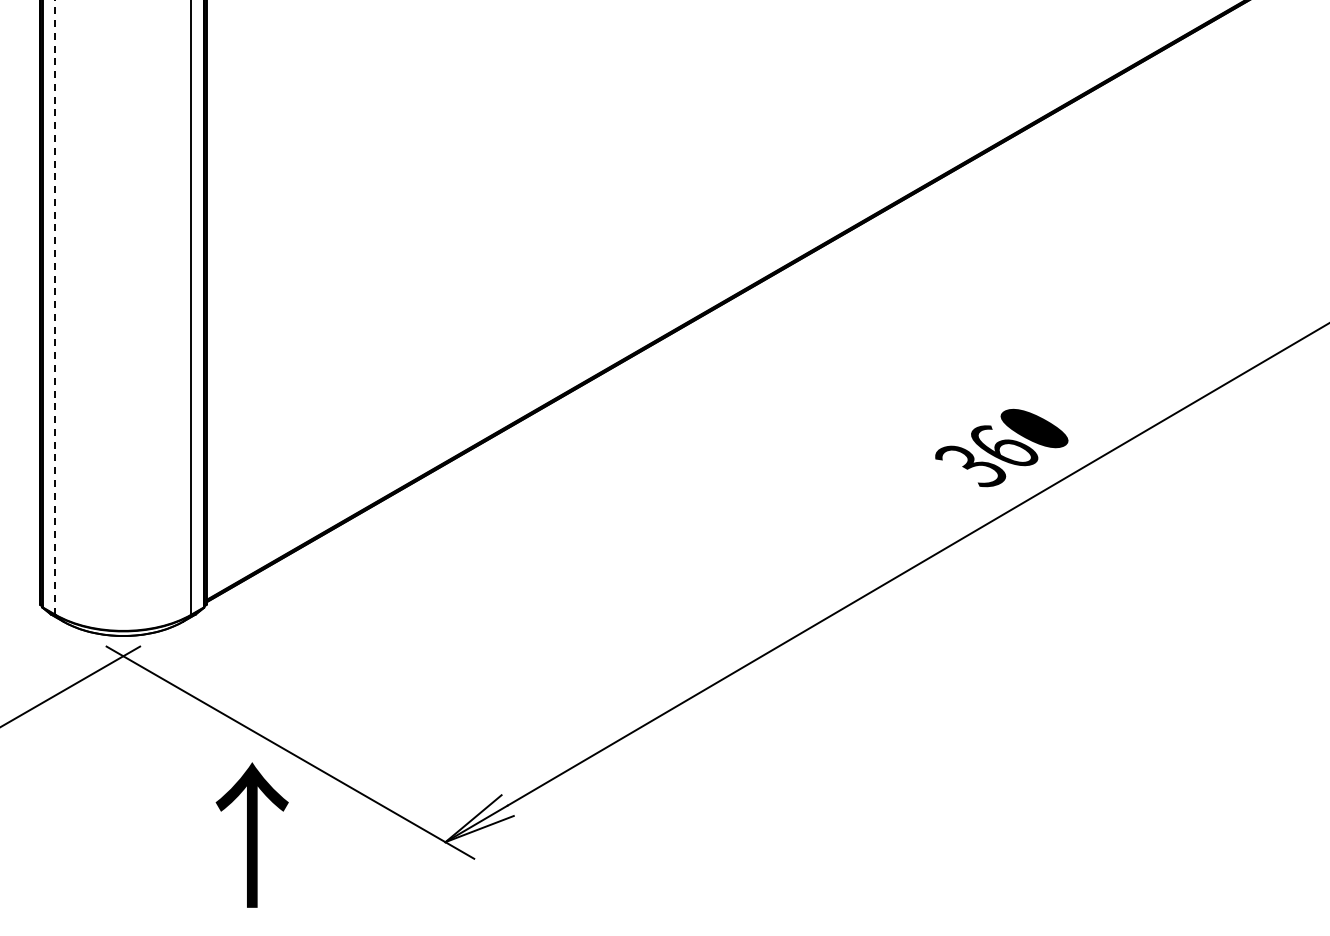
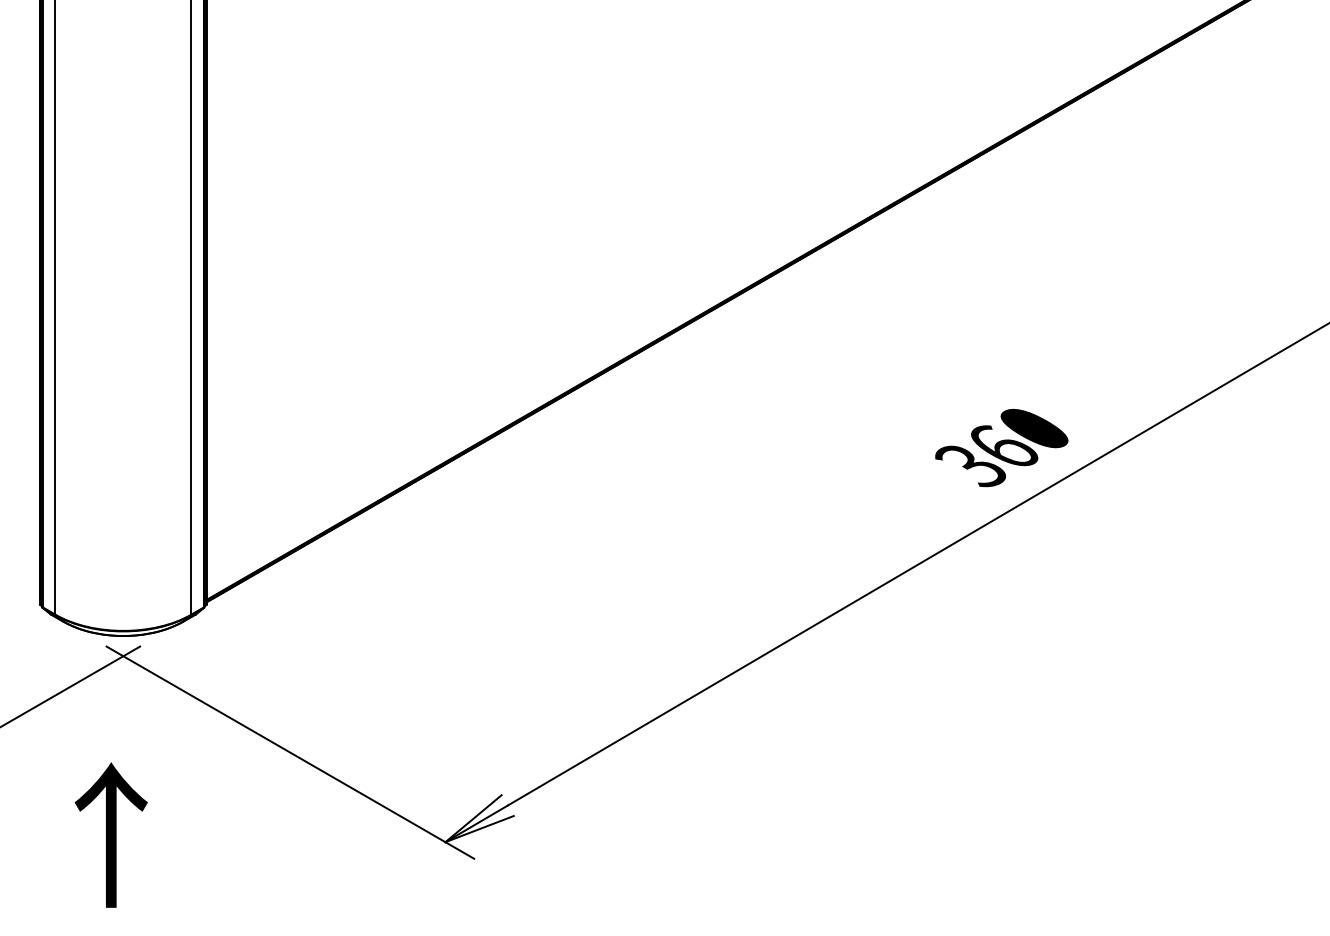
line: dashed -> solid (55, 307)
text position: (251, 834) -> (110, 834) (110, 834)
